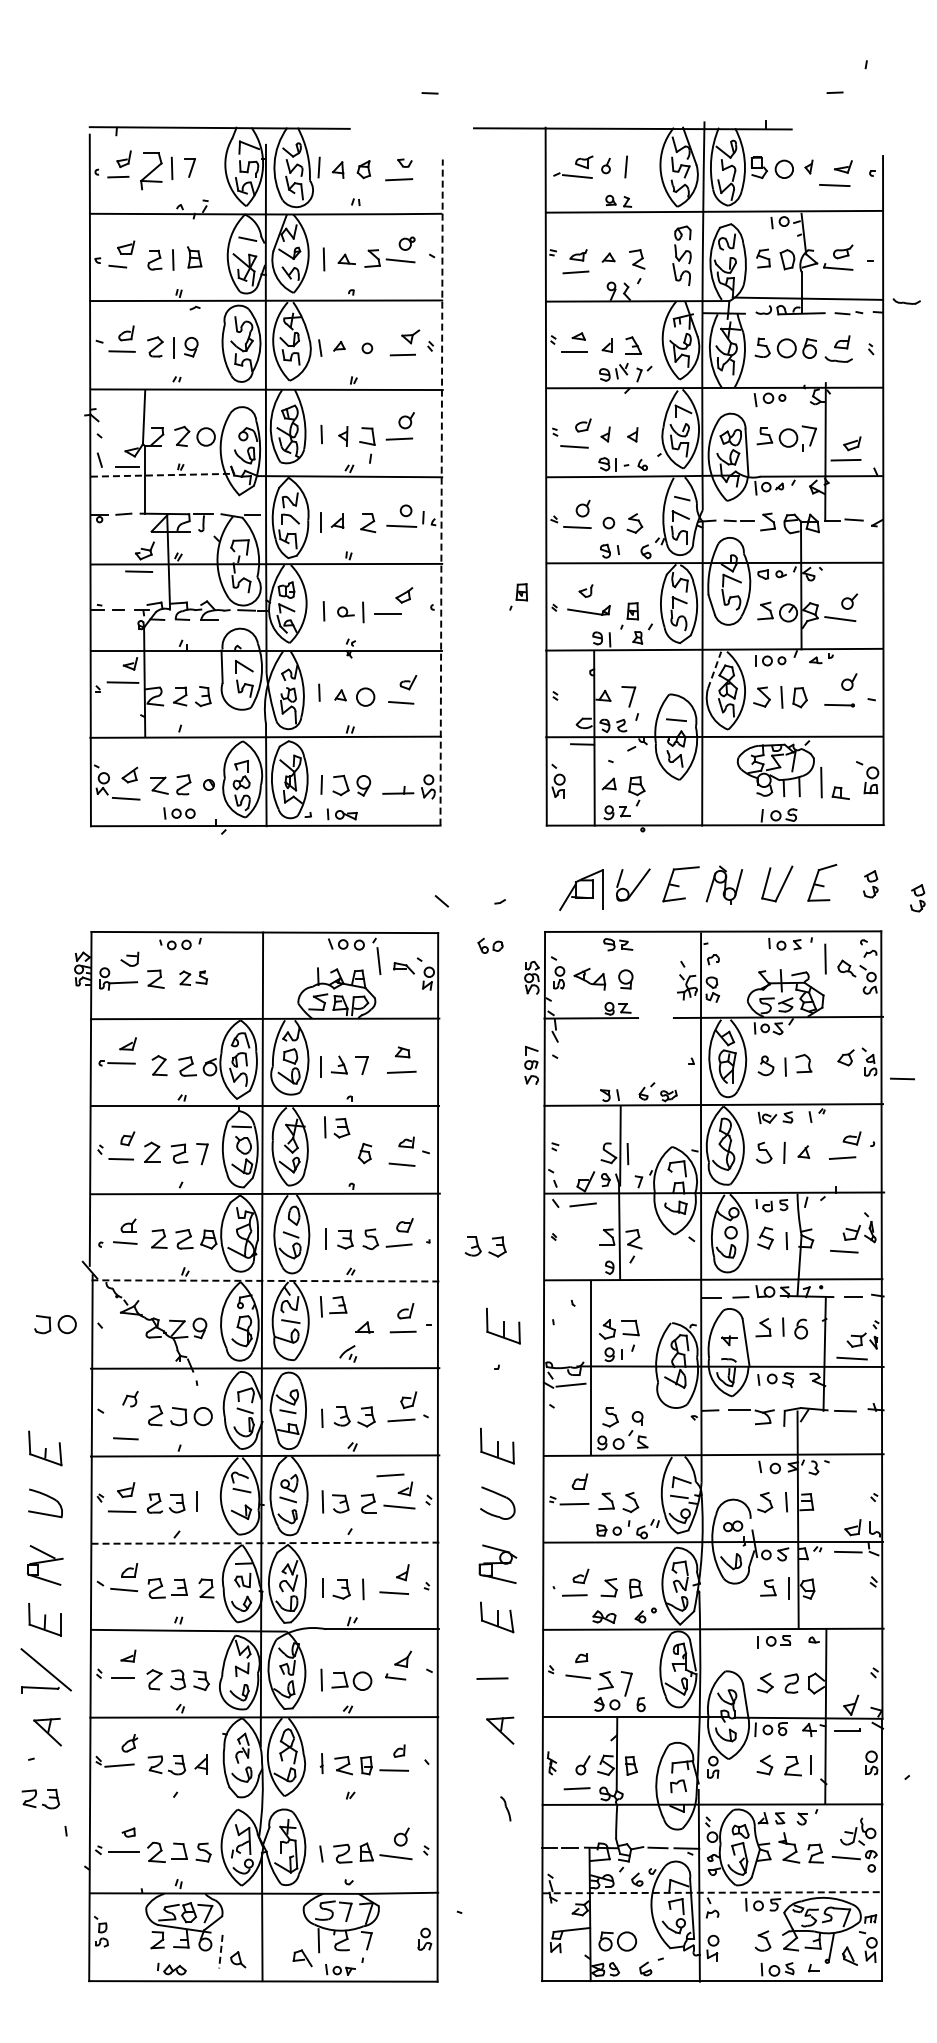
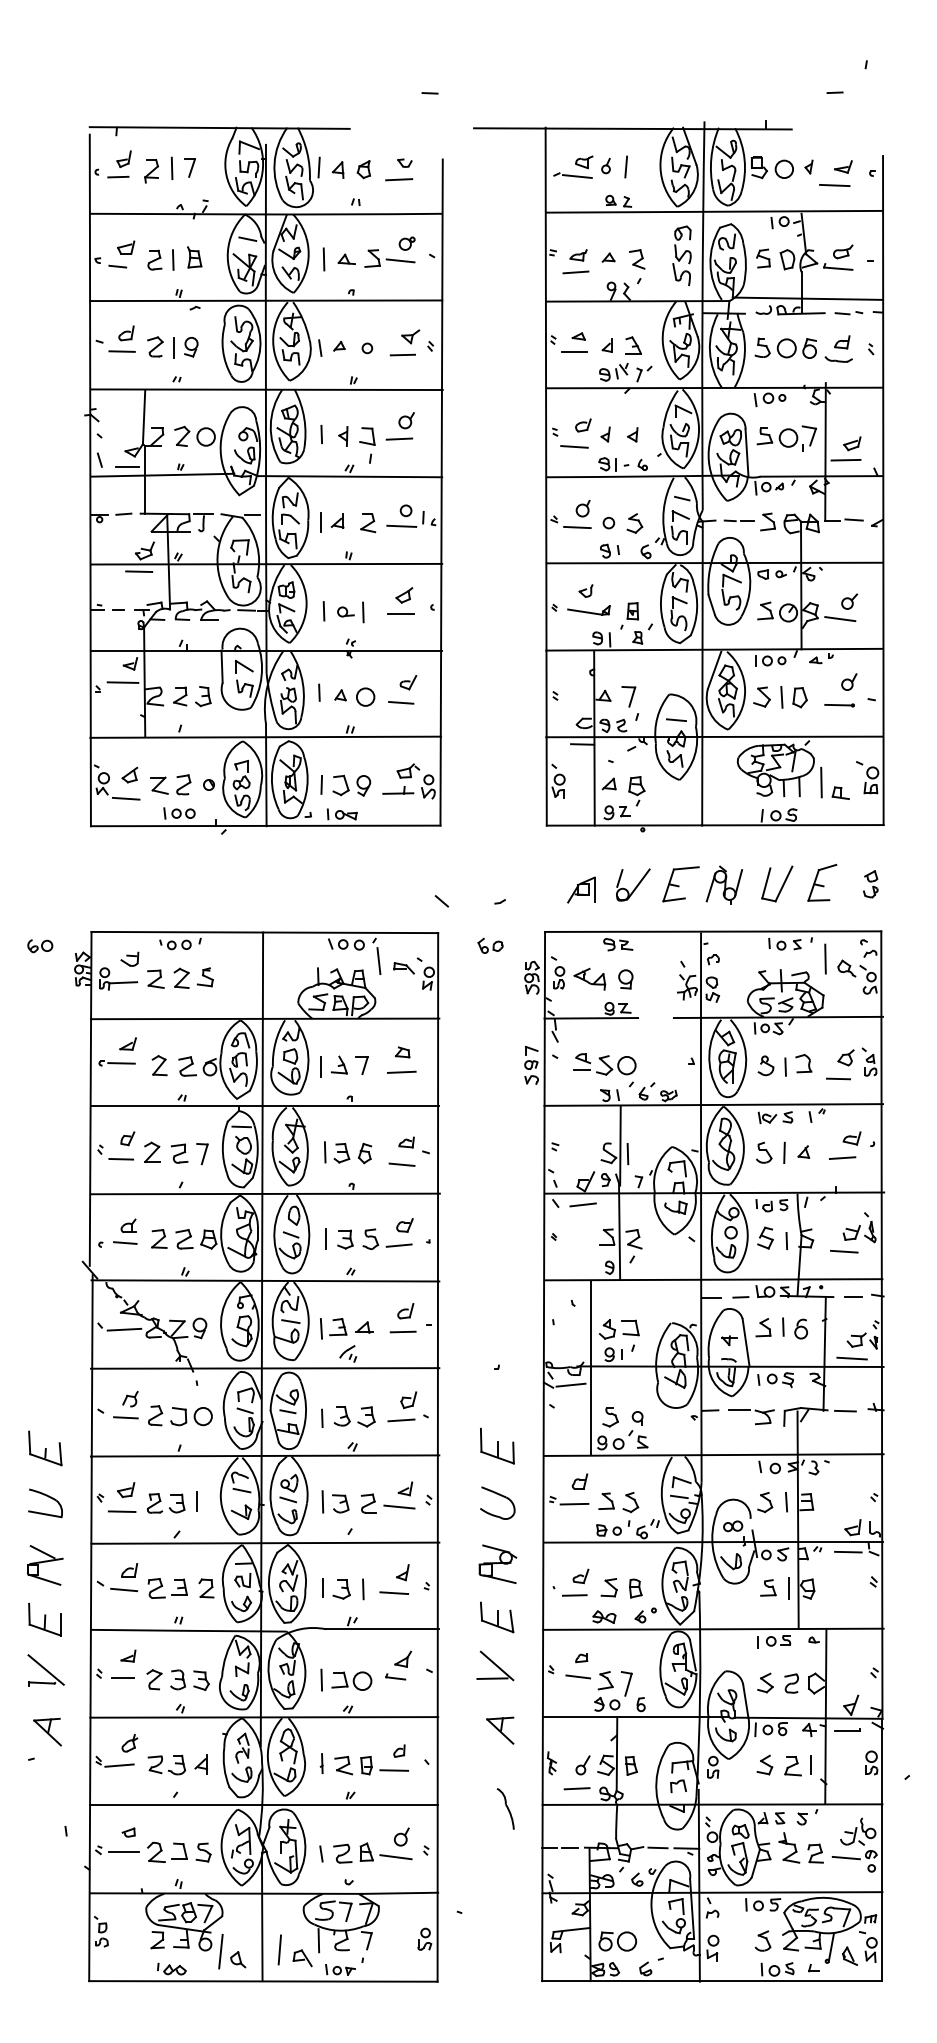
part size: 23x39 px -> 16x25 px (151, 171)
part: present -> none (906, 301)
line: dashed -> solid (162, 475)
line: dashed -> solid (441, 492)
part: present -> none (518, 596)
line position: (387, 613) -> (400, 613) (400, 613)
line: dashed -> solid (714, 670)
part: none -> present (408, 770)
part size: 45x42 px -> 29x28 px (581, 889)
part: present -> none (917, 898)
part: none -> present (40, 946)
part size: 30x16 px -> 41x22 px (193, 977)
part: none -> present (604, 1070)
line position: (902, 1078) -> (838, 1078) (838, 1078)
part position: (337, 1127) -> (337, 1152) (337, 1152)
part: present -> none (485, 1246)
line: dashed -> solid (265, 1280)
part position: (333, 1306) -> (333, 1328) (333, 1328)
part: present -> none (55, 1324)
part: present -> none (503, 1325)
line: none -> present (124, 1329)
line position: (125, 1438) -> (125, 1417) (125, 1417)
line: present -> none (390, 1475)
line: dashed -> solid (265, 1543)
line: none -> present (496, 1665)
part size: 52x46 px -> 38x33 px (45, 1670)
part: present -> none (40, 1798)
line: none -> present (263, 1804)
part size: 12x26 px -> 19x42 px (505, 1808)
line: dashed -> solid (712, 1892)
line: none -> present (279, 1949)
line: dashed -> solid (220, 1951)
